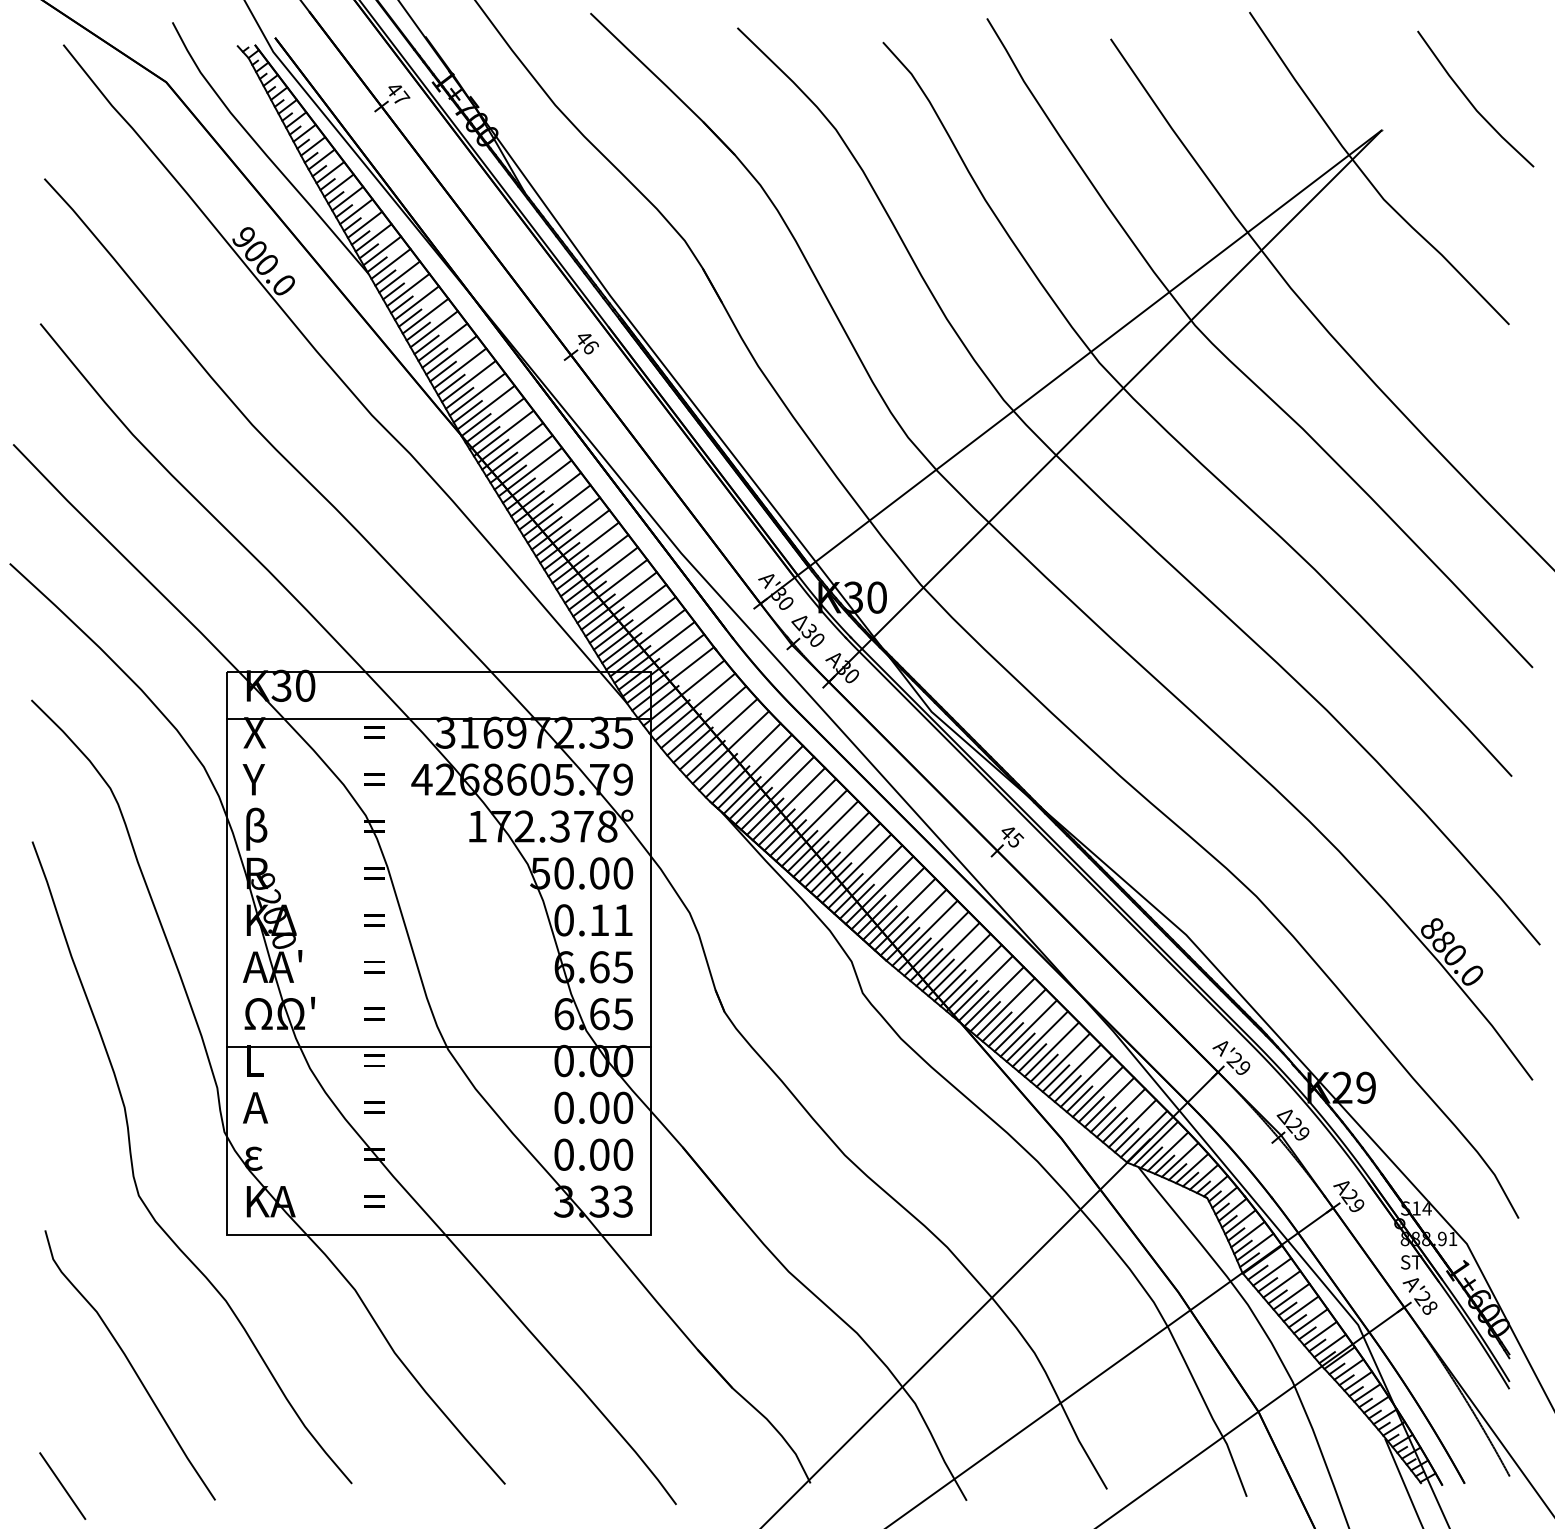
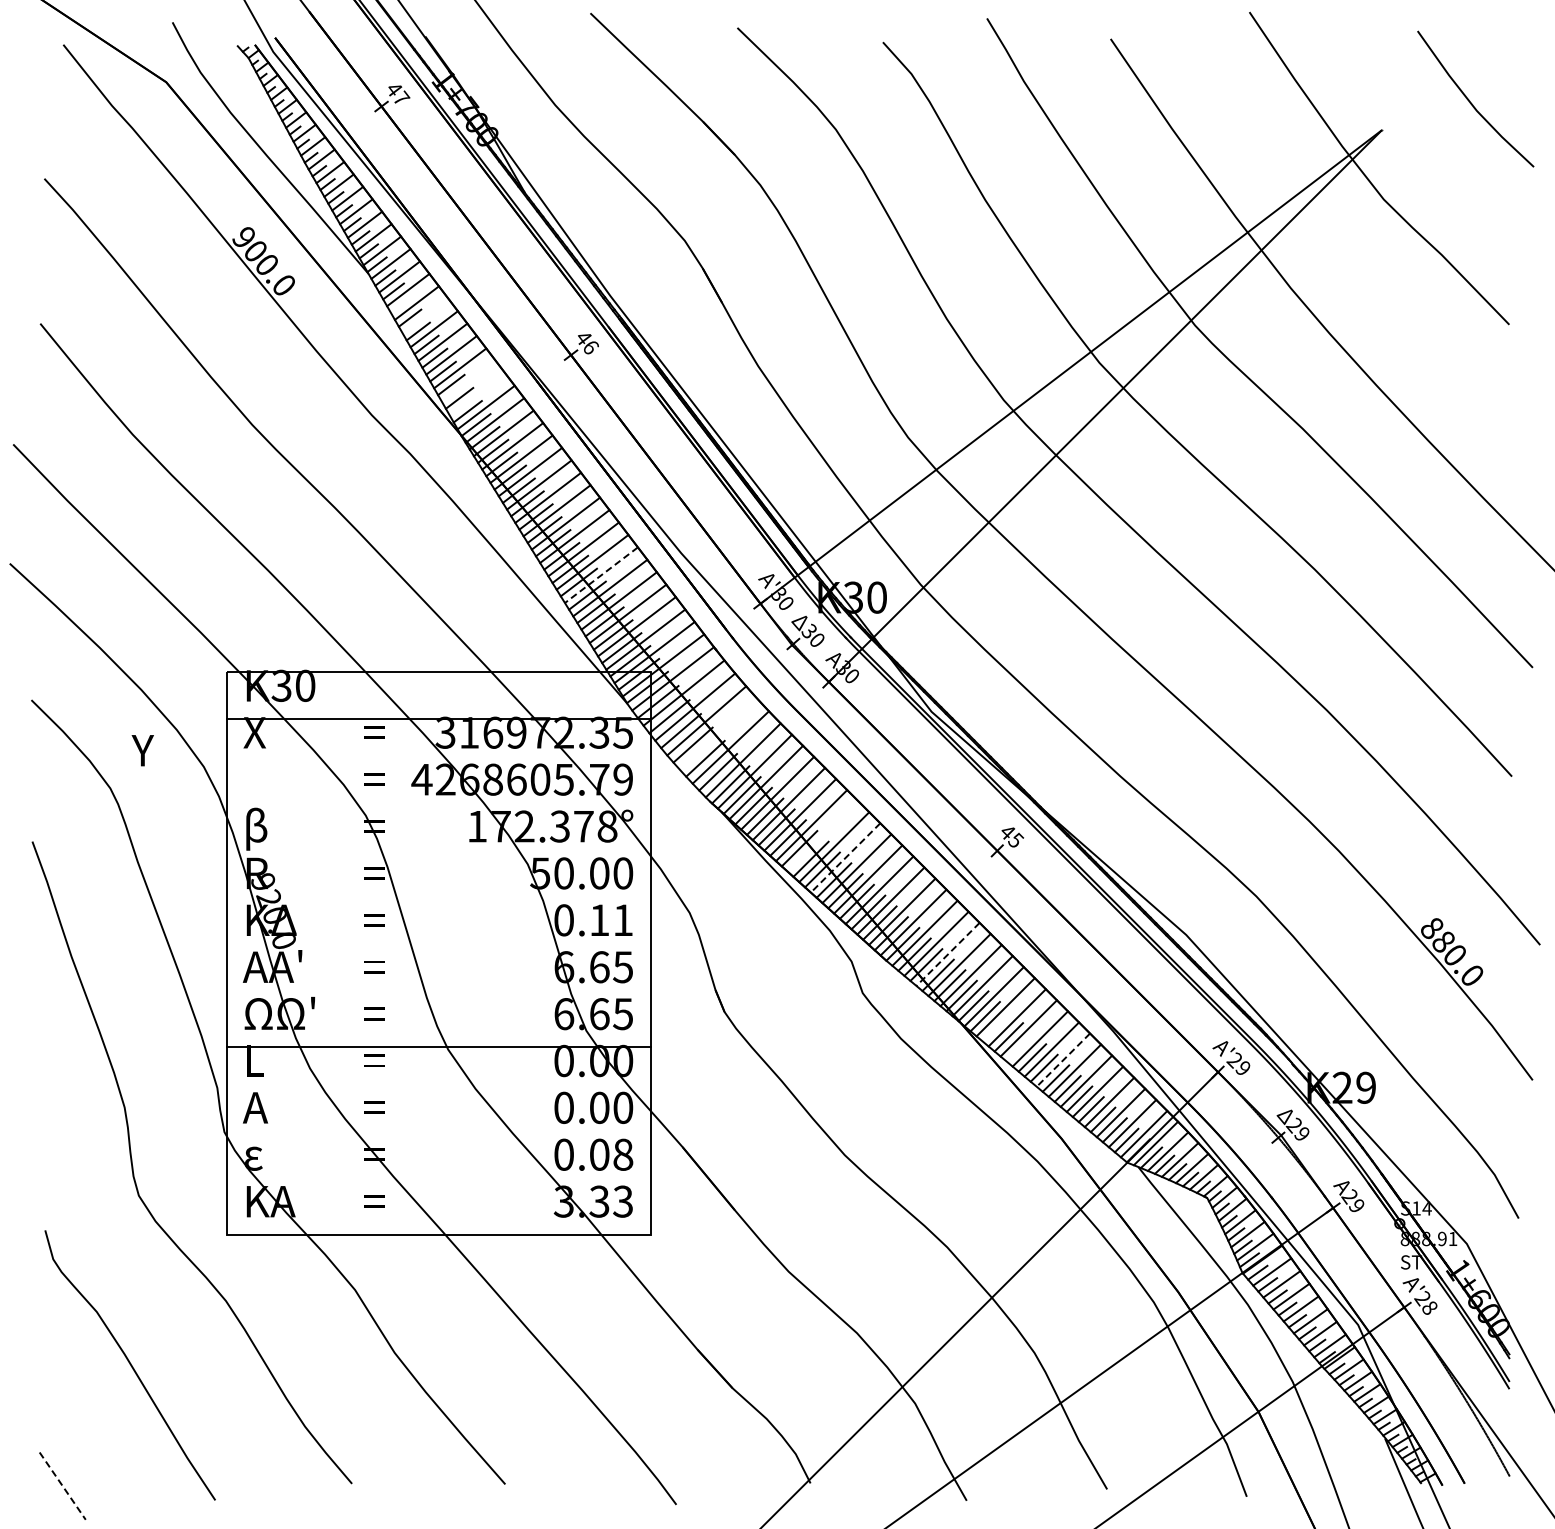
line: present -> none (401, 304)
line: present -> none (425, 315)
line: present -> none (468, 380)
line: present -> none (477, 394)
line: solid -> dashed (601, 575)
line: present -> none (718, 733)
text position: (253, 779) -> (142, 750) (142, 750)
line: present -> none (822, 836)
line: solid -> dashed (845, 858)
line: solid -> dashed (948, 954)
line: present -> none (996, 1026)
line: present -> none (1020, 1047)
line: solid -> dashed (1063, 1060)
text: 0.00 -> 0.08 (623, 1154)
line: solid -> dashed (62, 1486)
